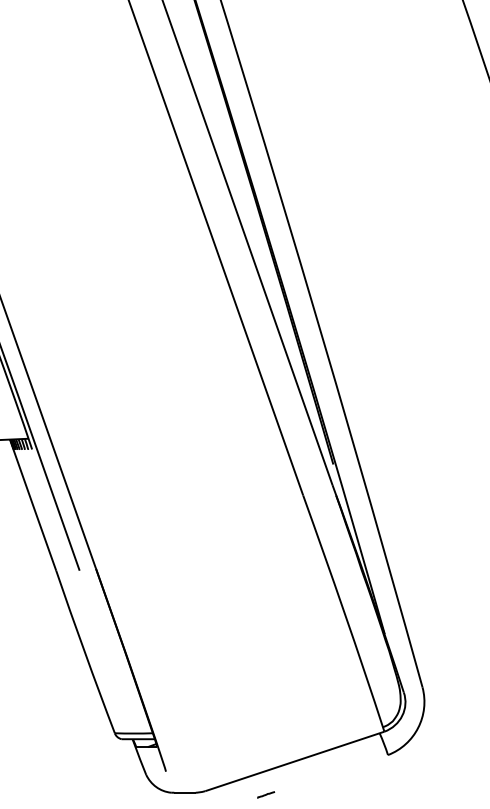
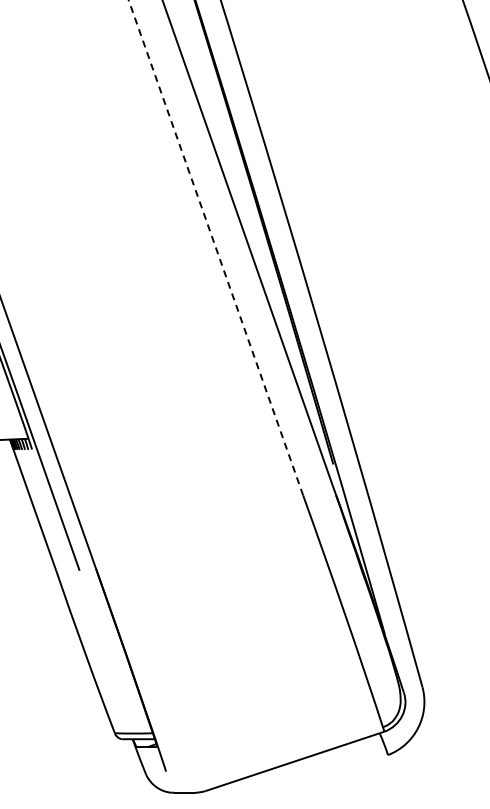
line: solid -> dashed (215, 247)
line: present -> none (266, 794)
